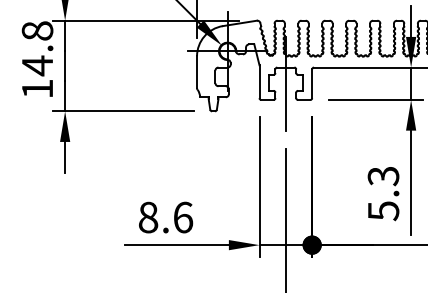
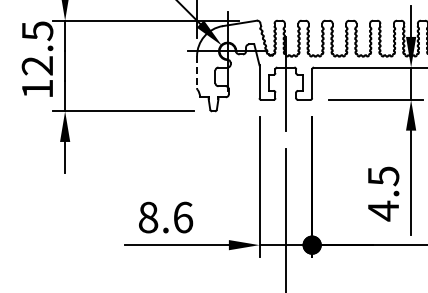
text: 14.8 -> 12.5 (37, 48)
line: solid -> dashed (197, 72)
text: 5.3 -> 4.5 (383, 193)
